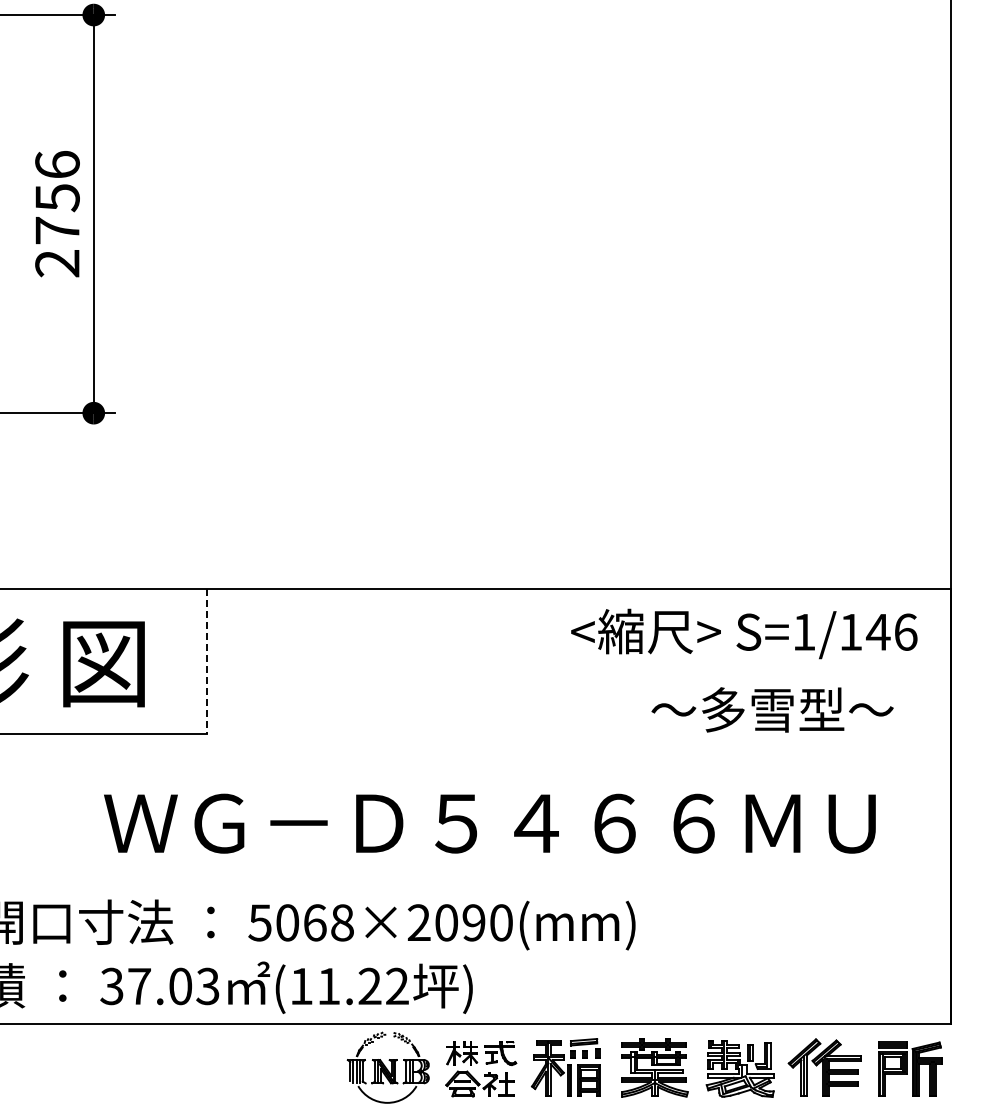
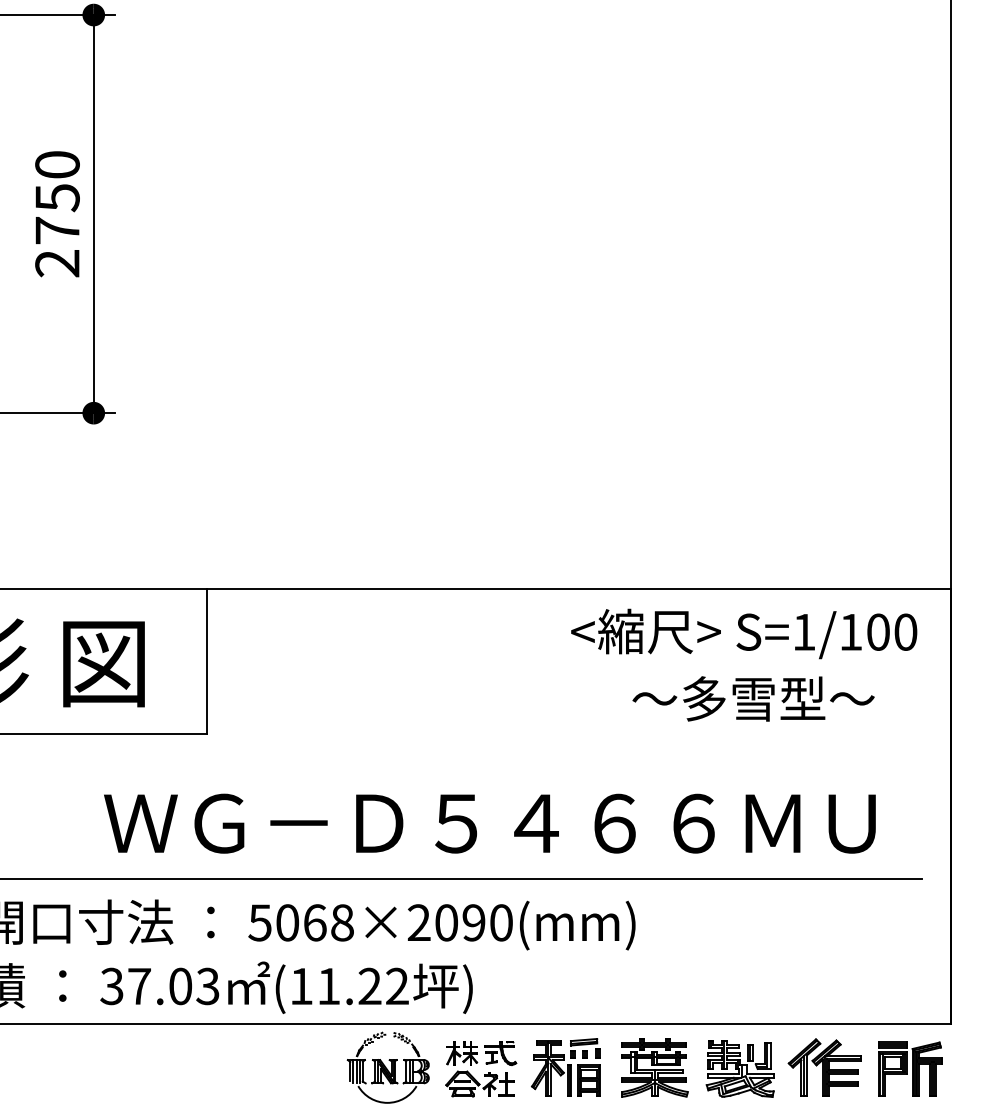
text: 2756 -> 2750 (57, 164)
text: S=1/146 -> S=1/100 (891, 631)
line: dashed -> solid (206, 662)
text position: (772, 709) -> (753, 698) (753, 698)
line: none -> present (461, 878)
